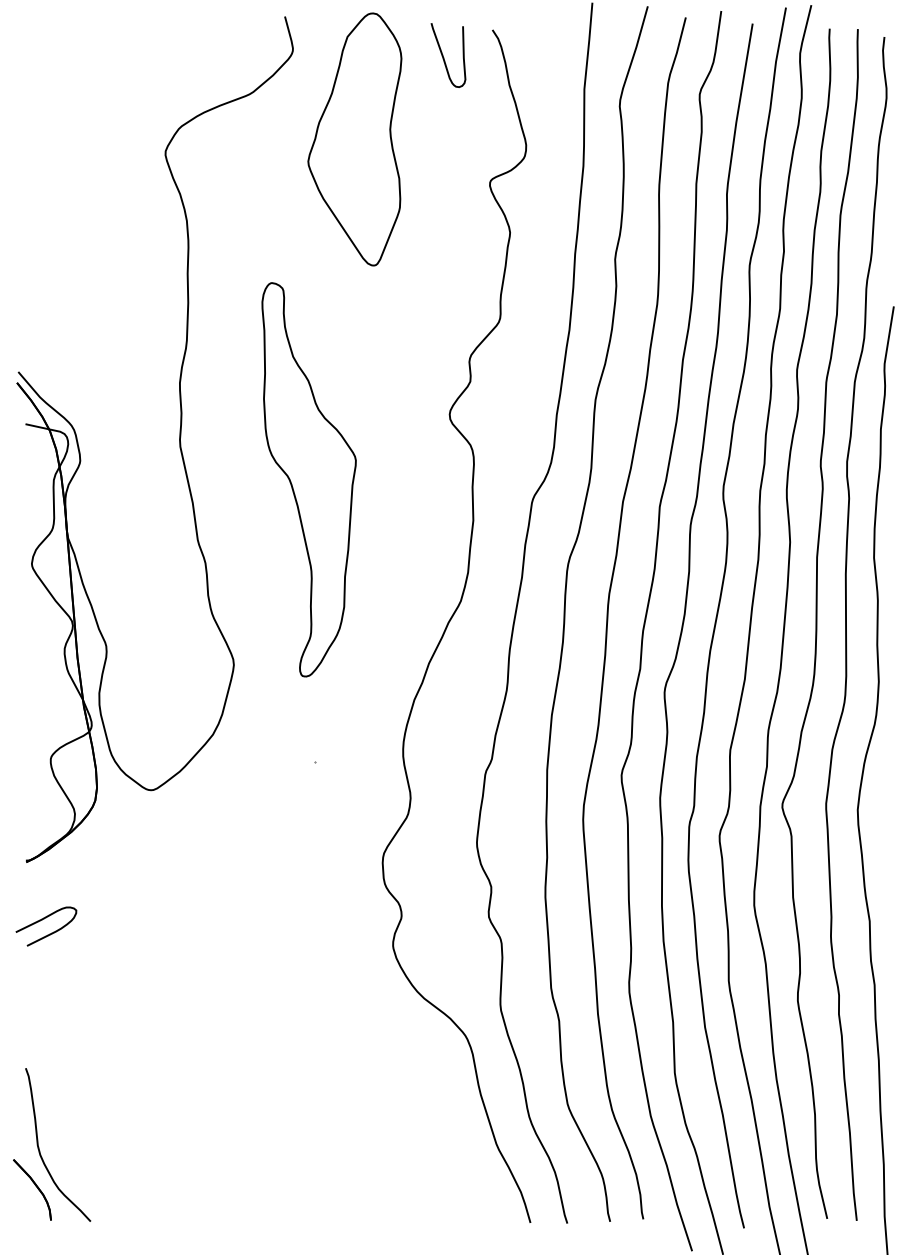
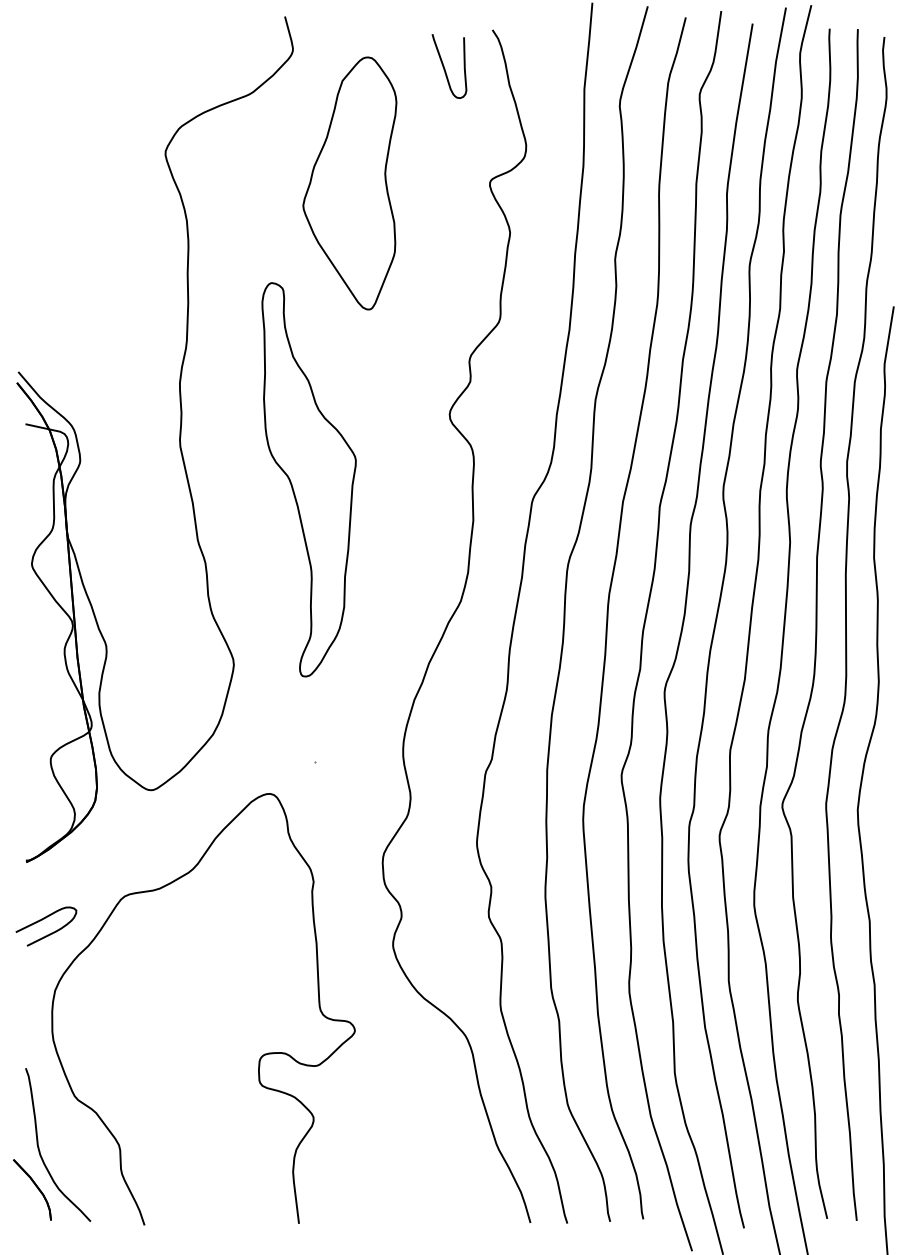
curve position: (444, 57) -> (445, 68) (445, 68)
part position: (354, 139) -> (349, 183) (349, 183)
curve: none -> present (261, 1055)
